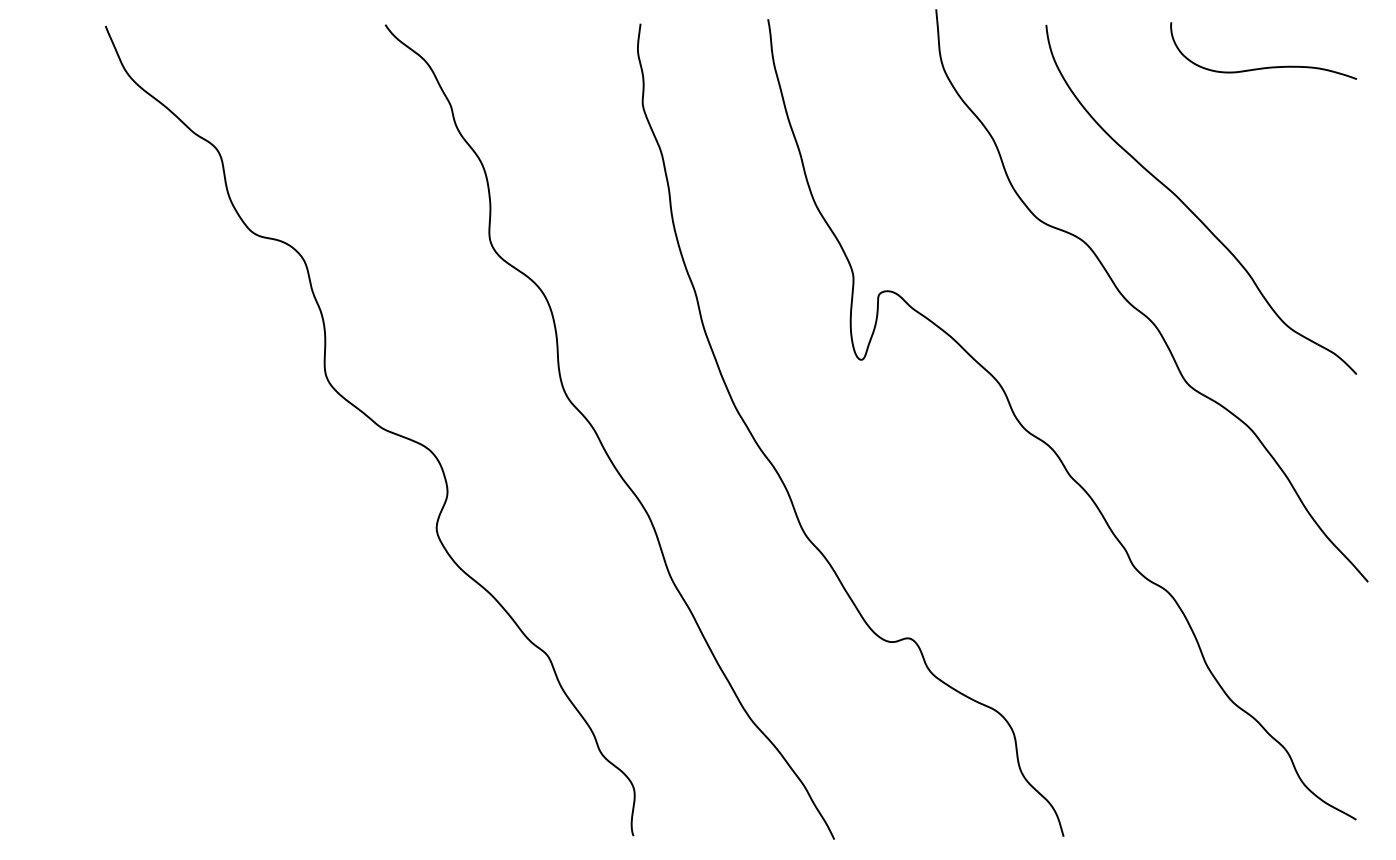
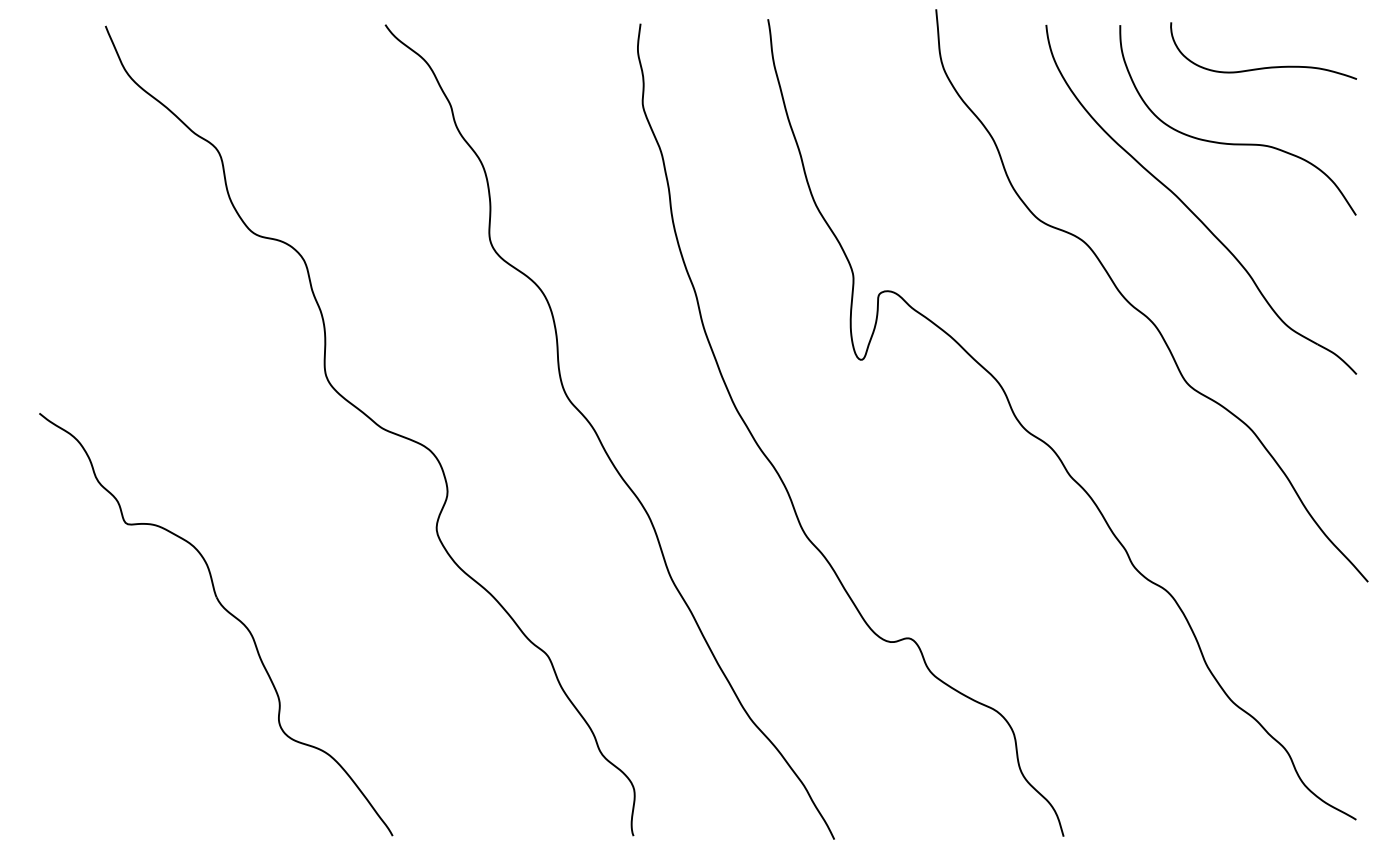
curve: none -> present (1237, 143)
part: none -> present (227, 612)
